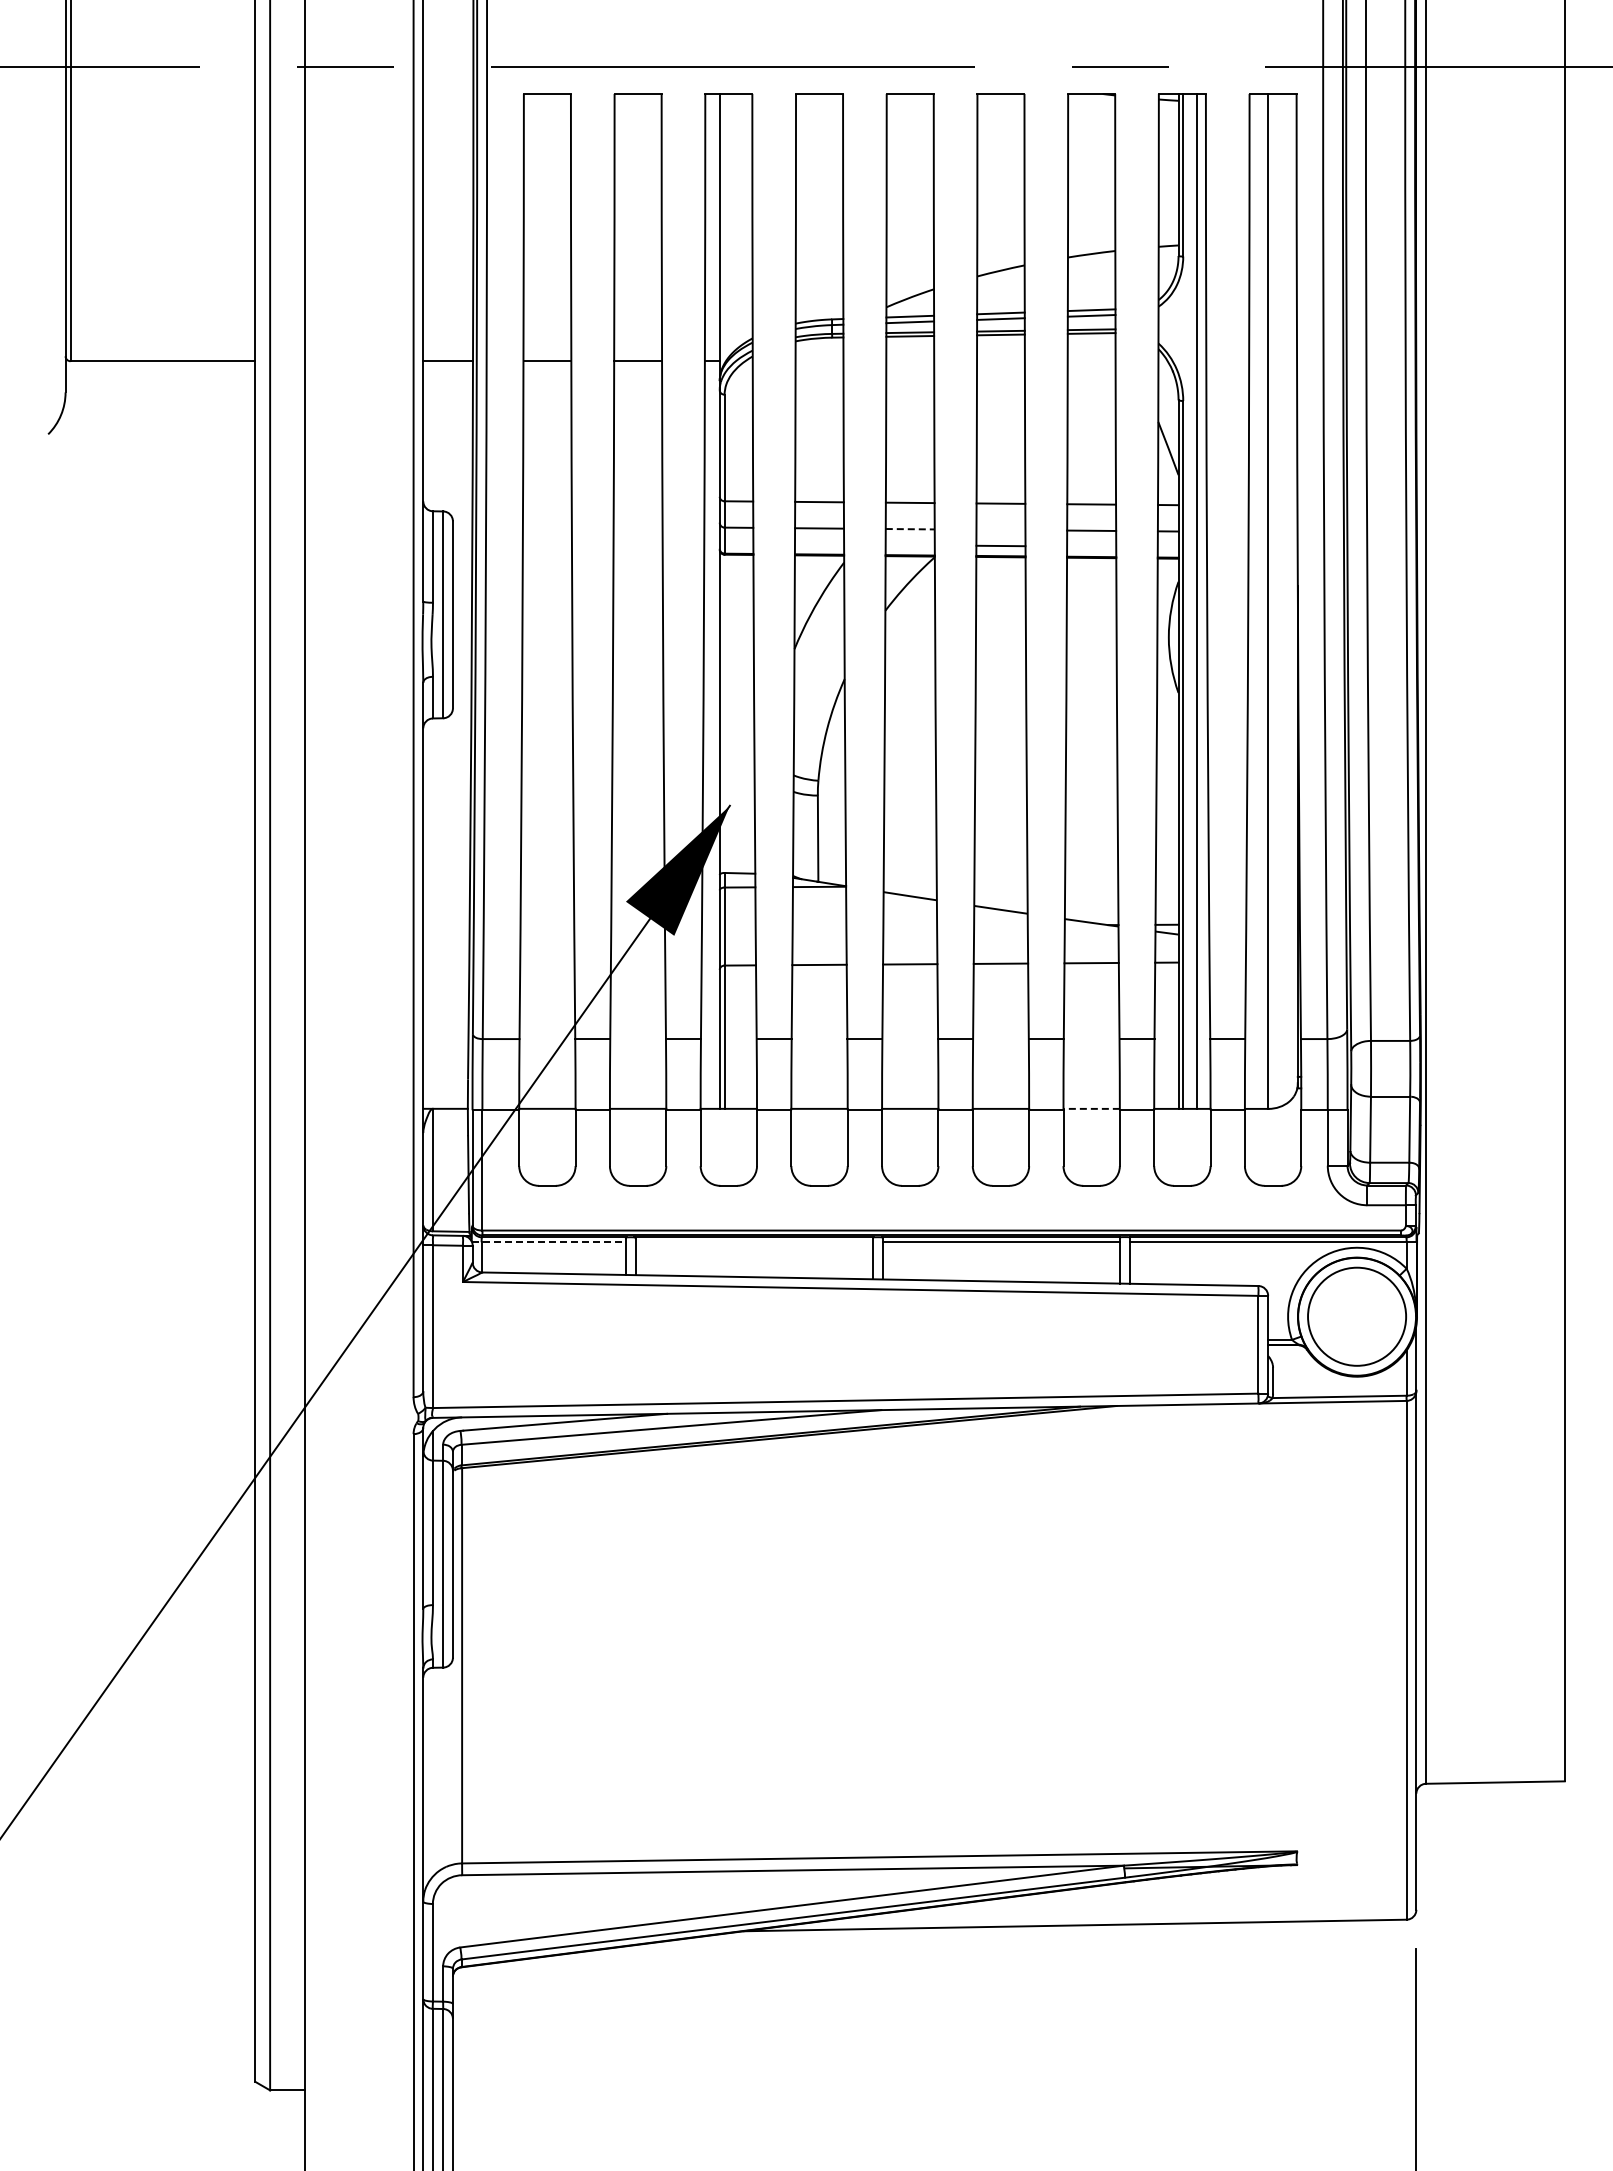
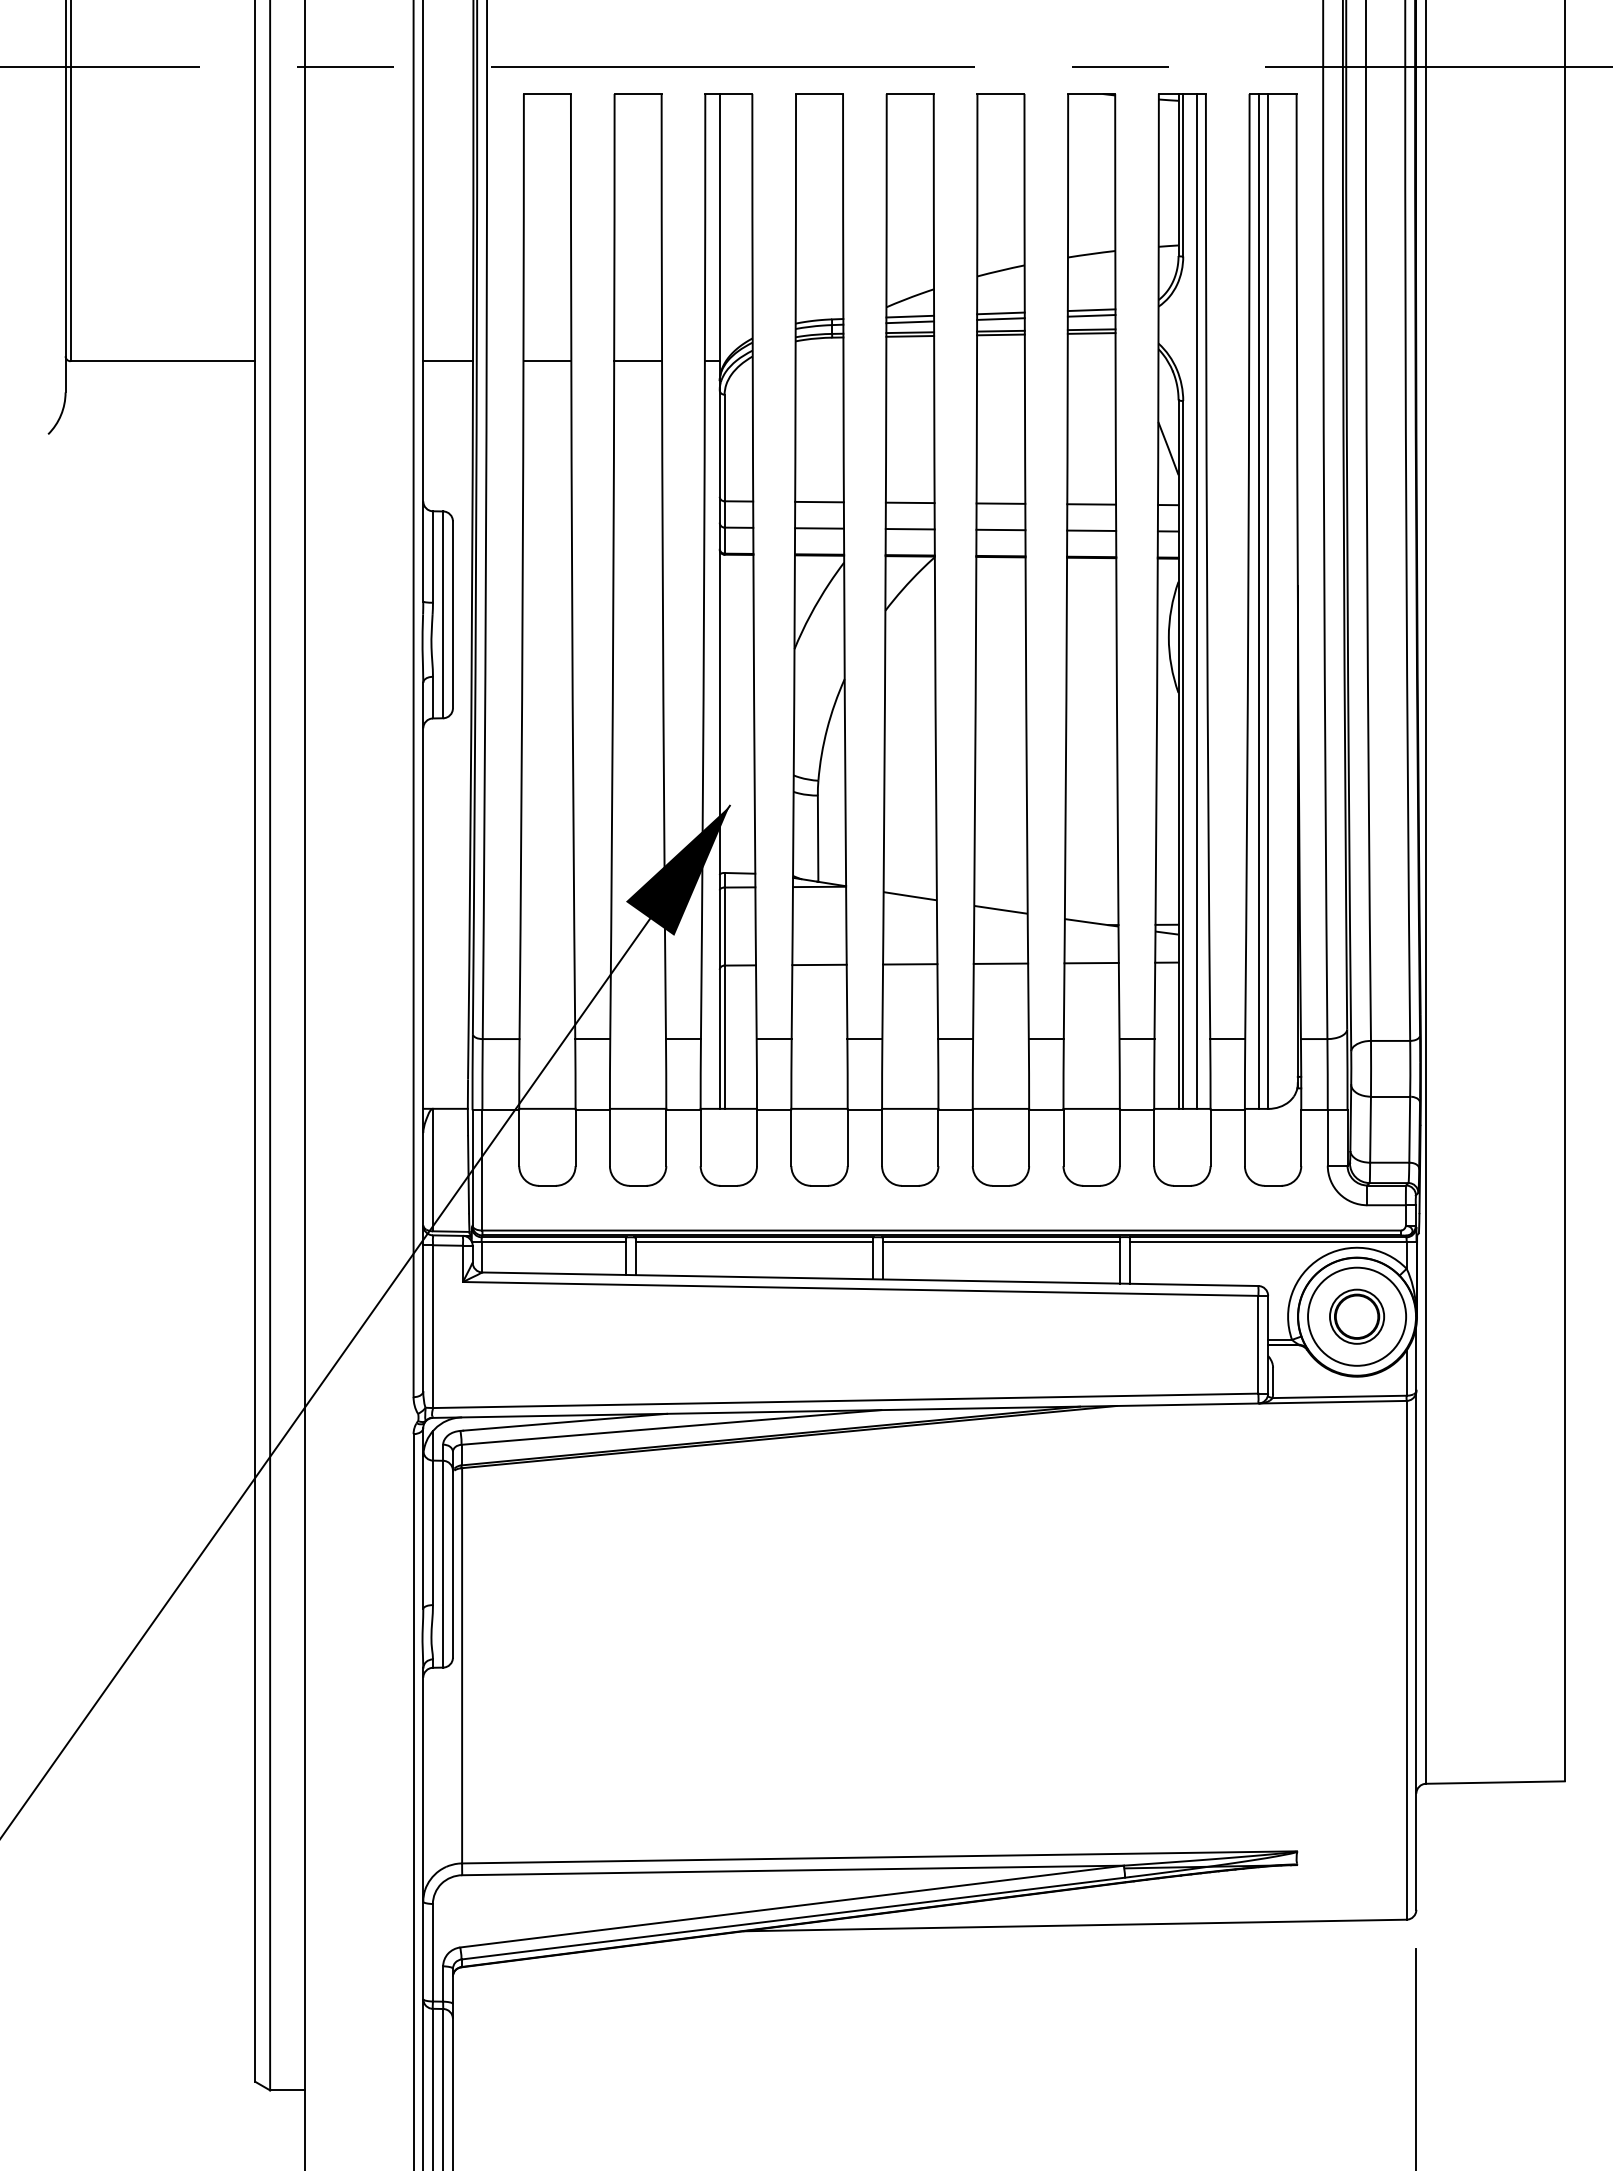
line: dashed -> solid (910, 529)
line position: (1000, 545) -> (1000, 529) (1000, 529)
line: none -> present (1259, 600)
line: dashed -> solid (1091, 1108)
line: dashed -> solid (548, 1242)
line: none -> present (753, 1242)
part: none -> present (1357, 1316)
